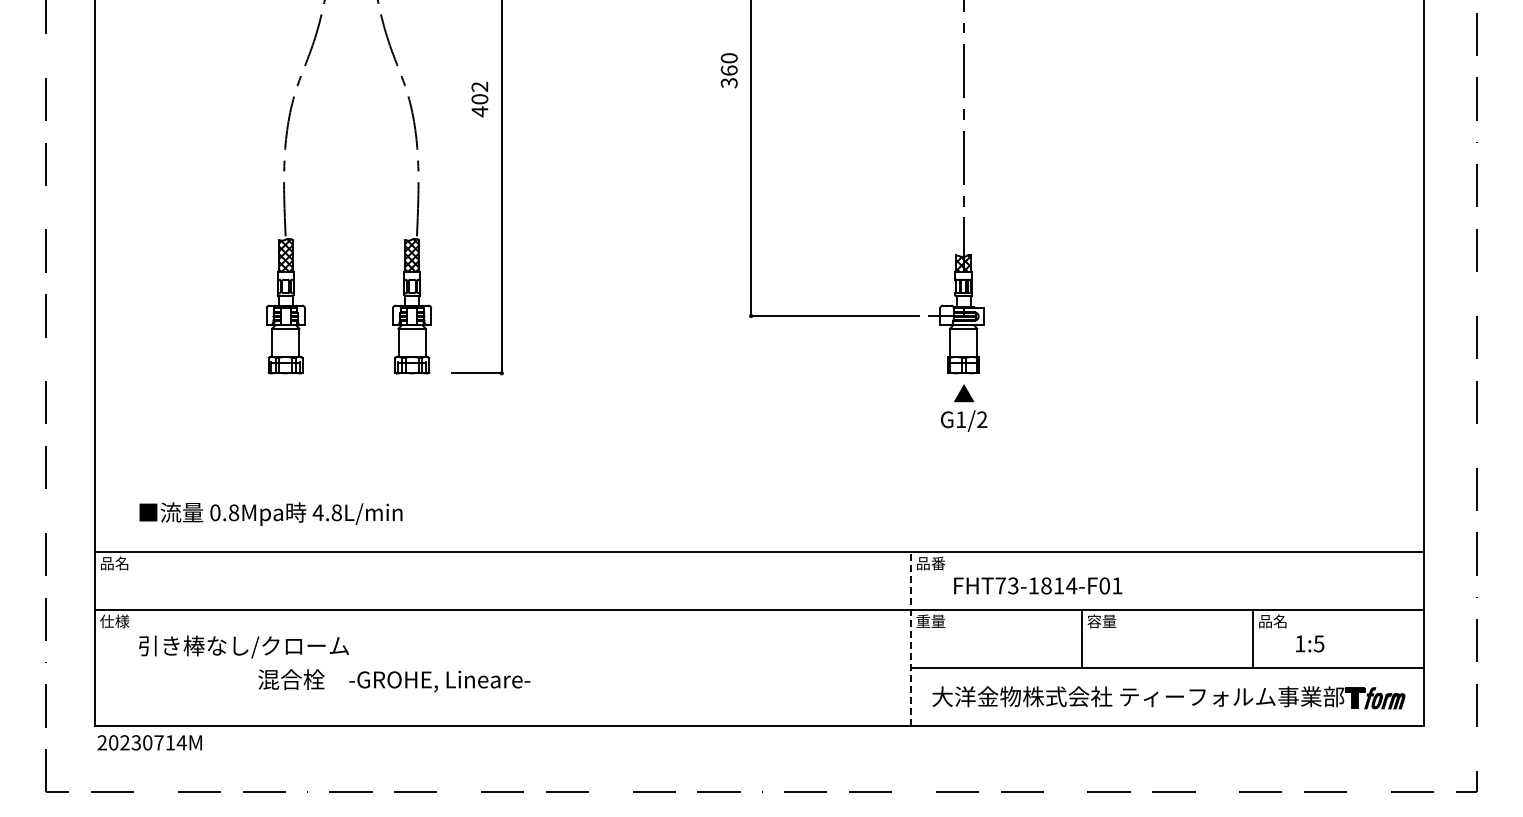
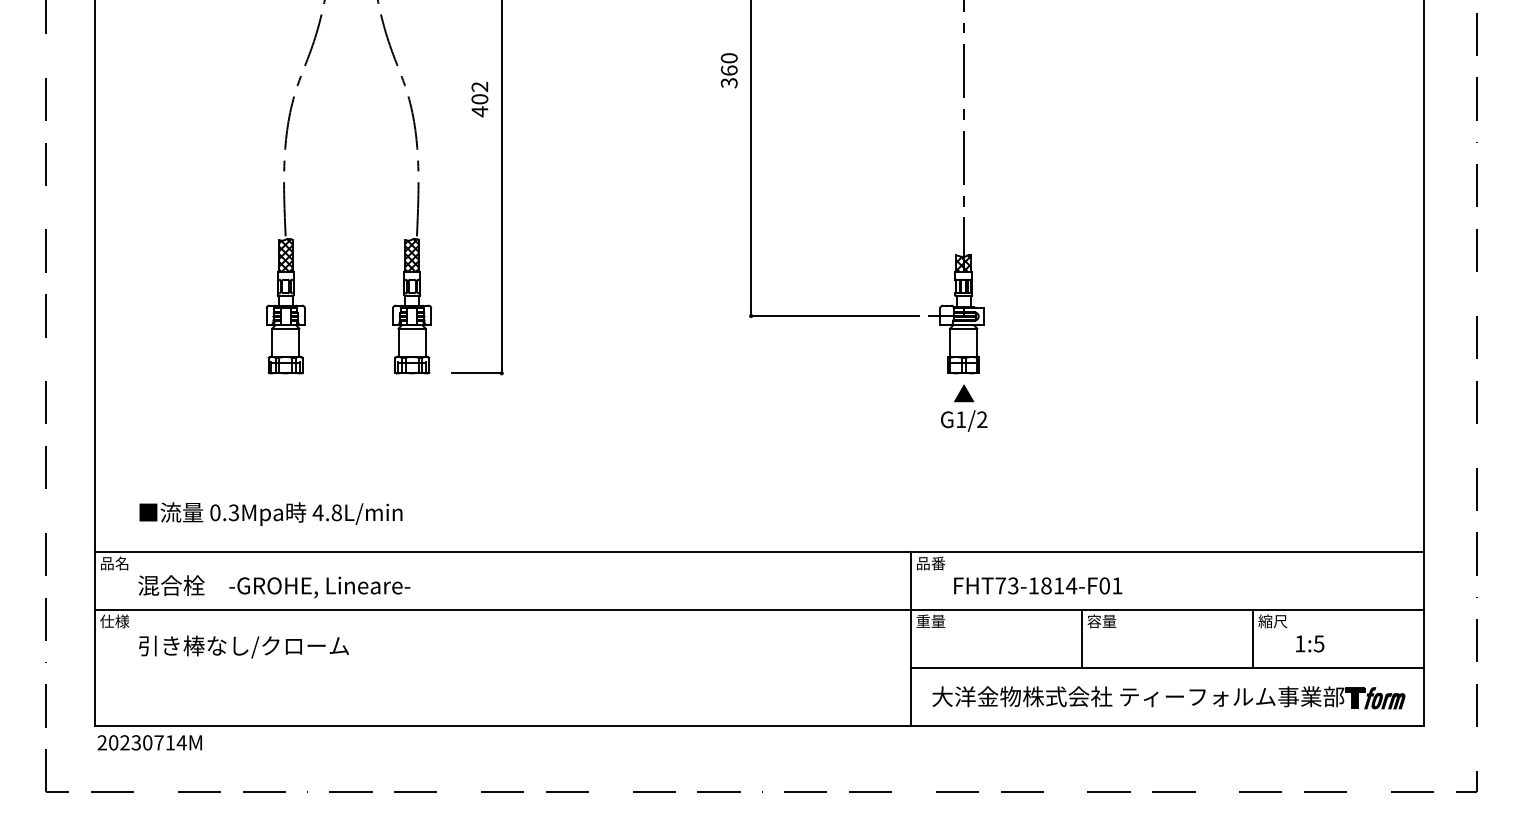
text: 0.8Mpa -> 0.3Mpa (233, 512)
text: 品名 -> 縮尺 (1272, 621)
line: dashed -> solid (910, 639)
text position: (394, 680) -> (274, 586) (274, 586)
